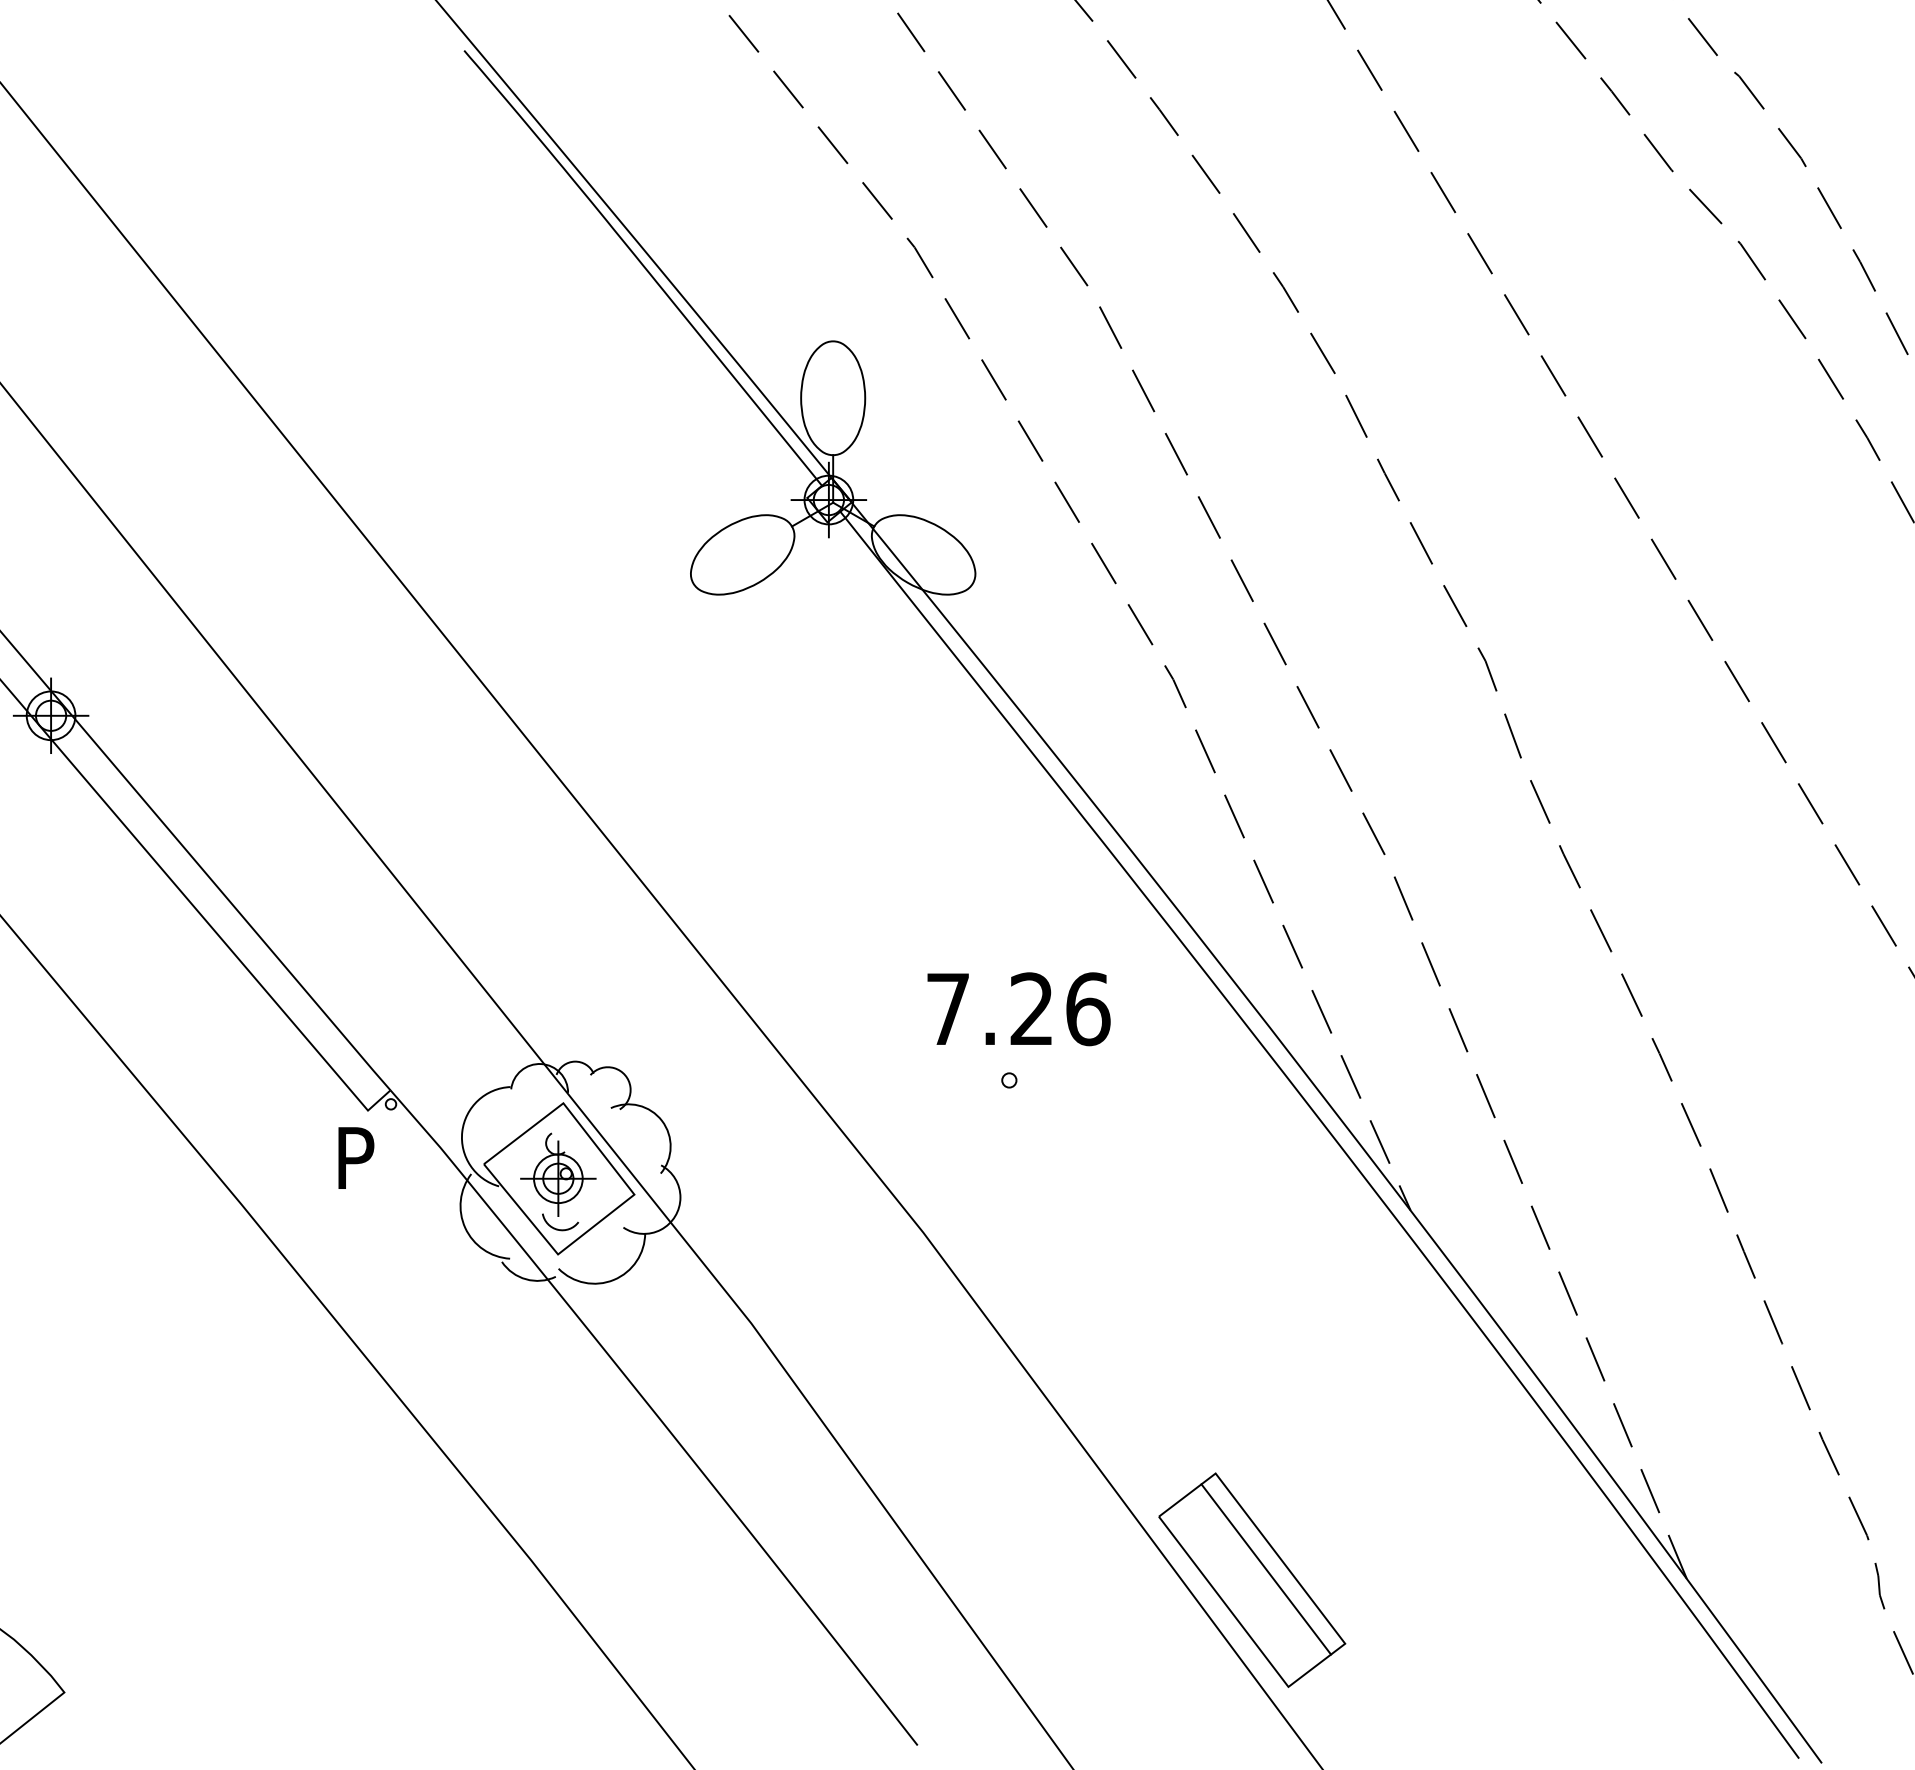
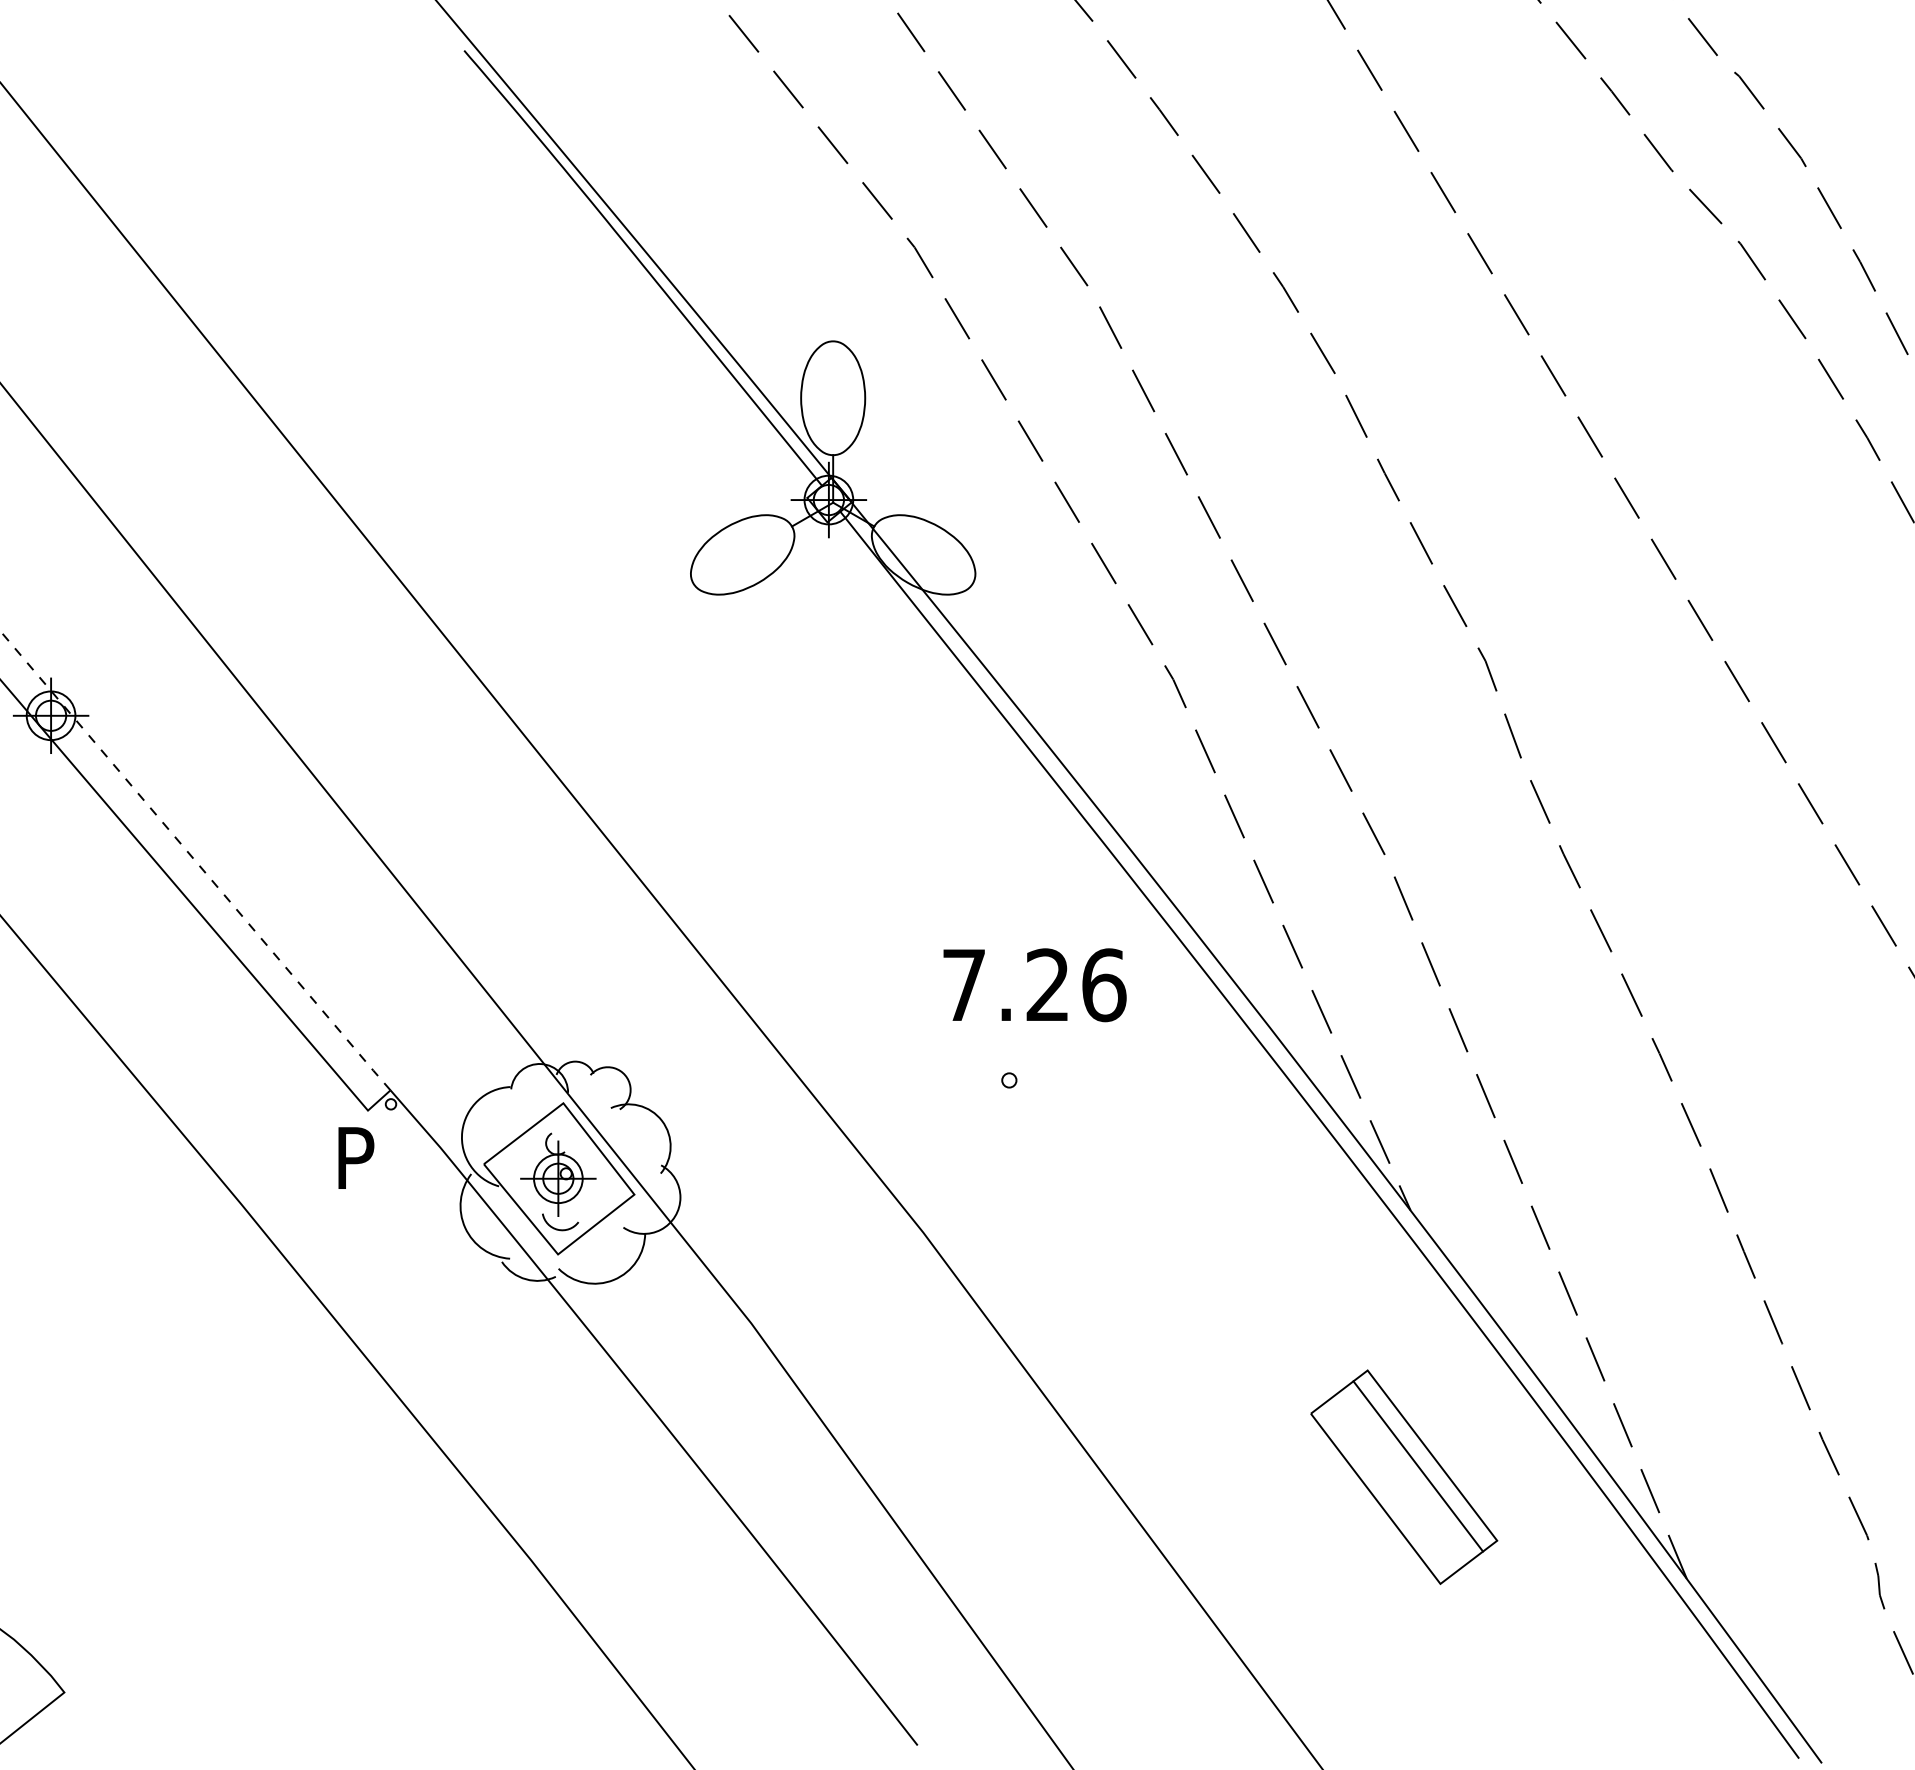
line: solid -> dashed (195, 861)
text position: (1018, 1009) -> (1034, 985) (1034, 985)
part position: (1252, 1579) -> (1404, 1476) (1404, 1476)
